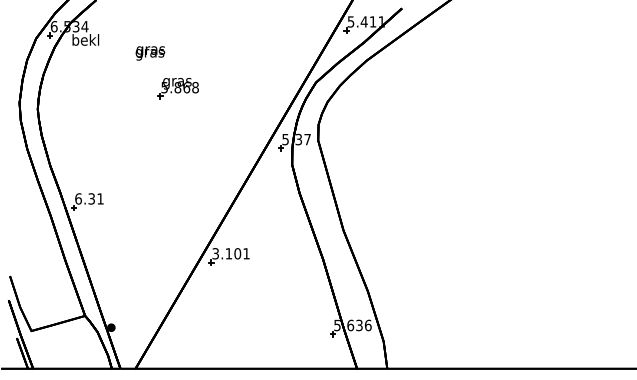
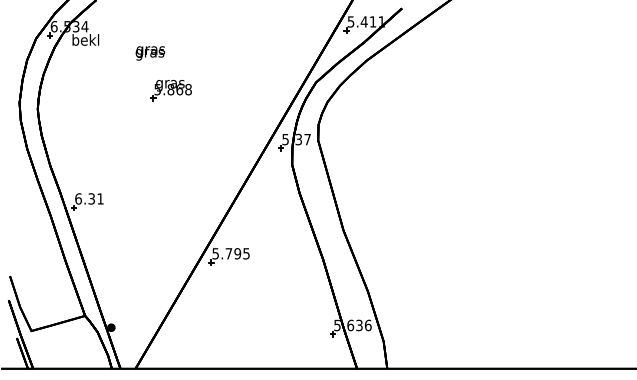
part position: (177, 88) -> (170, 90) (170, 90)
text: 3.101 -> 5.795 (230, 253)
